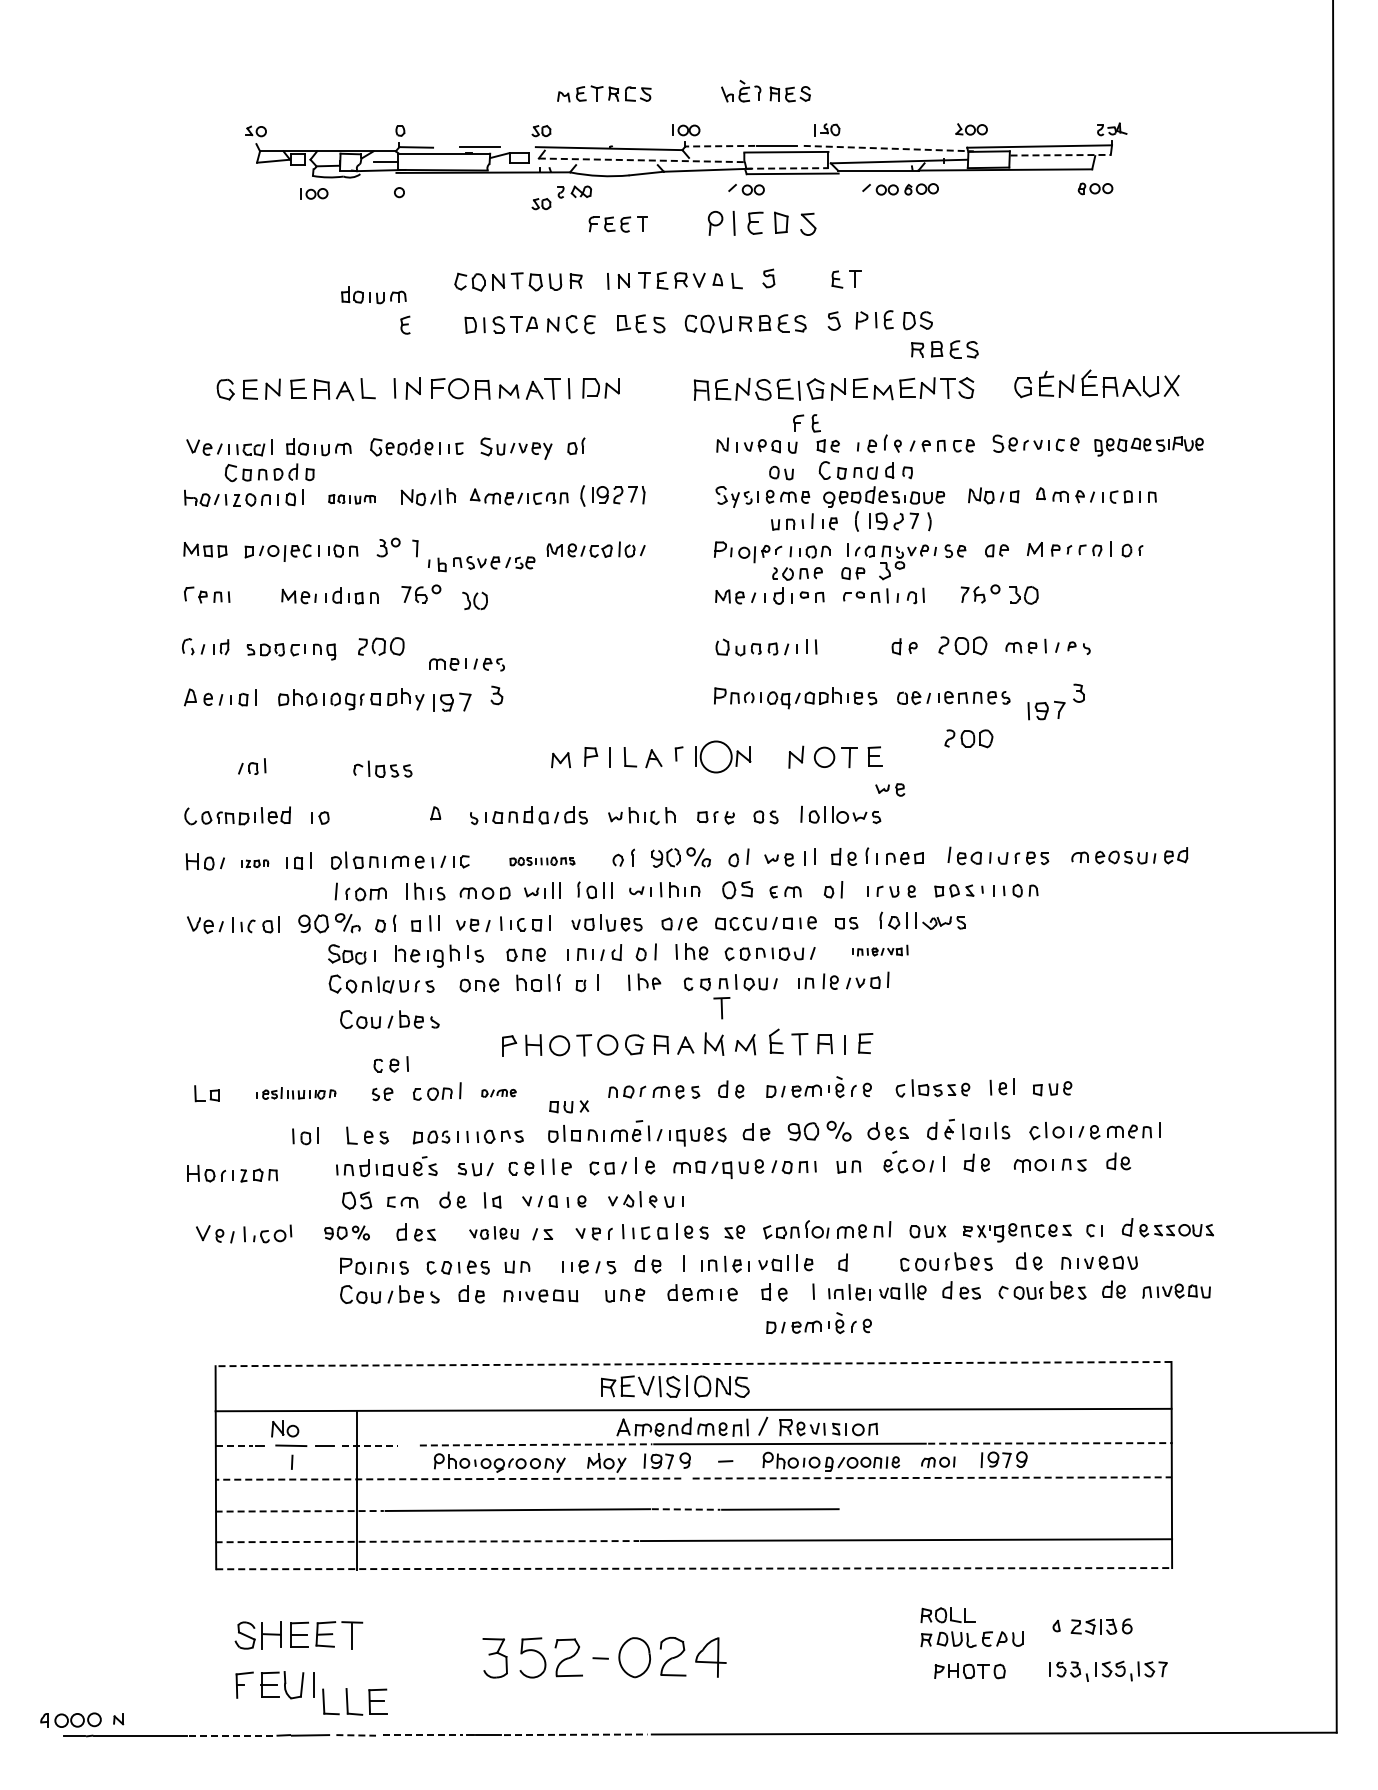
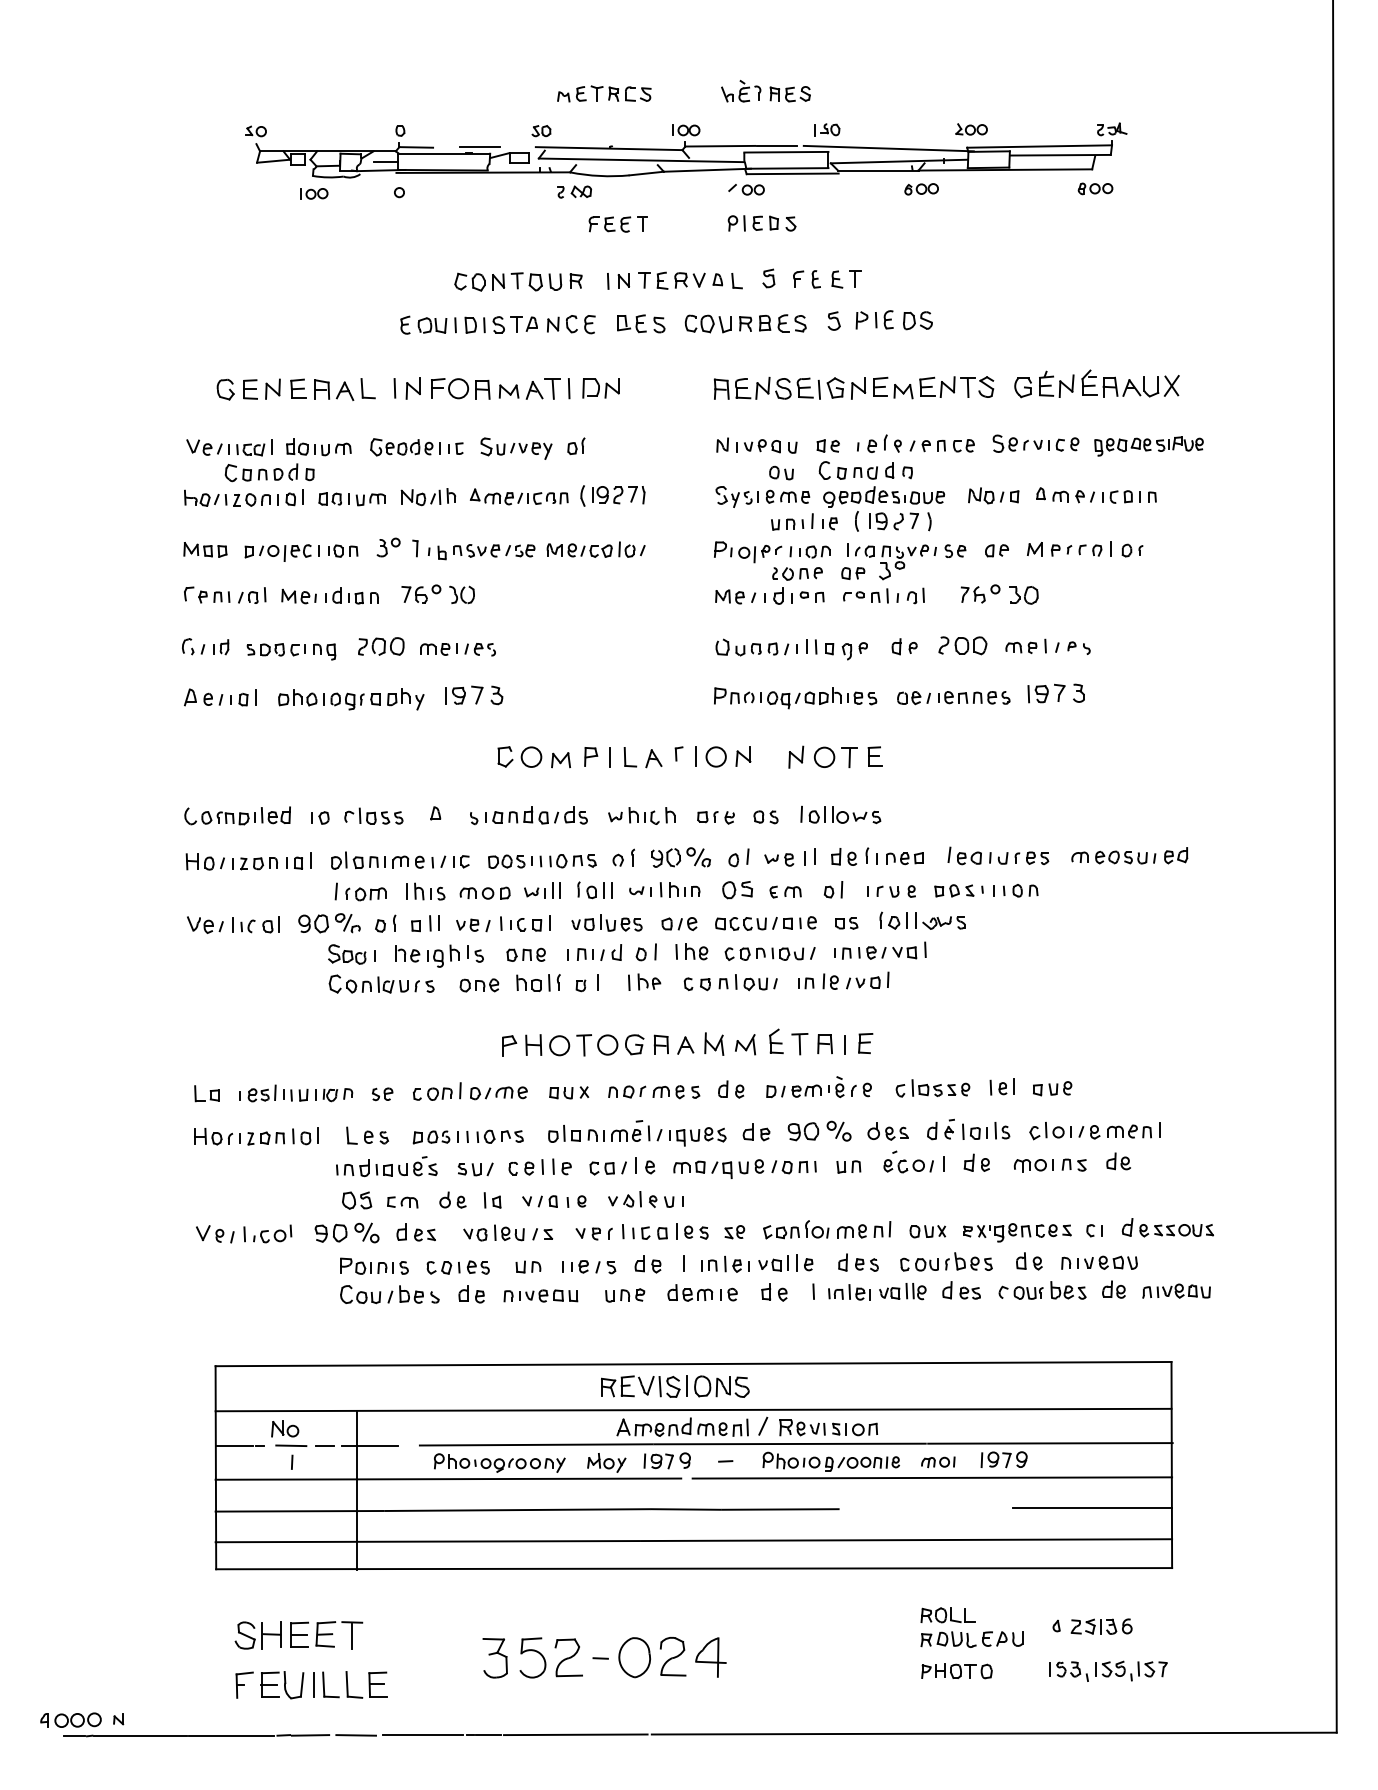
line: dashed -> solid (720, 146)
line: dashed -> solid (889, 148)
line: dashed -> solid (1061, 155)
line: dashed -> solid (641, 160)
line: dashed -> solid (787, 168)
part: present -> none (880, 189)
part: present -> none (541, 204)
part size: 110x25 px -> 70x17 px (761, 223)
part: present -> none (373, 295)
part: none -> present (436, 325)
part: present -> none (944, 349)
part position: (833, 388) -> (853, 387) (853, 387)
part position: (806, 423) -> (806, 279) (806, 279)
part size: 48x11 px -> 68x15 px (351, 499)
part position: (481, 564) -> (481, 552) (481, 552)
part position: (474, 600) -> (461, 594) (461, 594)
part: none -> present (846, 651)
part position: (466, 664) -> (457, 649) (457, 649)
part position: (452, 701) -> (464, 694) (464, 694)
part position: (1046, 710) -> (1046, 693) (1046, 693)
part: present -> none (968, 738)
part: none -> present (519, 756)
circle diameter: 31 px -> 19 px (715, 756)
part position: (252, 766) -> (252, 595) (252, 595)
part position: (382, 768) -> (373, 815) (373, 815)
part: present -> none (890, 789)
part size: 67x11 px -> 109x15 px (542, 861)
part size: 29x10 px -> 46x14 px (254, 863)
part size: 57x13 px -> 93x19 px (880, 950)
part: present -> none (721, 1008)
part: present -> none (389, 1019)
part: present -> none (390, 1064)
part size: 36x10 px -> 58x15 px (498, 1093)
part size: 81x13 px -> 115x19 px (296, 1093)
part position: (569, 1106) -> (569, 1092) (569, 1092)
part position: (232, 1173) -> (239, 1136) (239, 1136)
part size: 46x16 px -> 66x22 px (346, 1232)
part size: 50x14 px -> 62x18 px (493, 1232)
part: none -> present (866, 1264)
part position: (517, 1266) -> (528, 1266) (528, 1266)
part: present -> none (818, 1323)
line: dashed -> solid (693, 1364)
line: dashed -> solid (1050, 1443)
line: dashed -> solid (536, 1444)
line: dashed -> solid (369, 1445)
line: dashed -> solid (234, 1446)
line: dashed -> solid (932, 1477)
line: dashed -> solid (448, 1479)
line: none -> present (1092, 1507)
line: dashed -> solid (686, 1509)
line: dashed -> solid (300, 1511)
line: dashed -> solid (427, 1541)
line: dashed -> solid (694, 1568)
part position: (969, 1671) -> (956, 1671) (956, 1671)
part position: (354, 1701) -> (354, 1684) (354, 1684)
line: dashed -> solid (575, 1734)
line: dashed -> solid (232, 1735)
line: dashed -> solid (356, 1735)
line: dashed -> solid (423, 1735)
